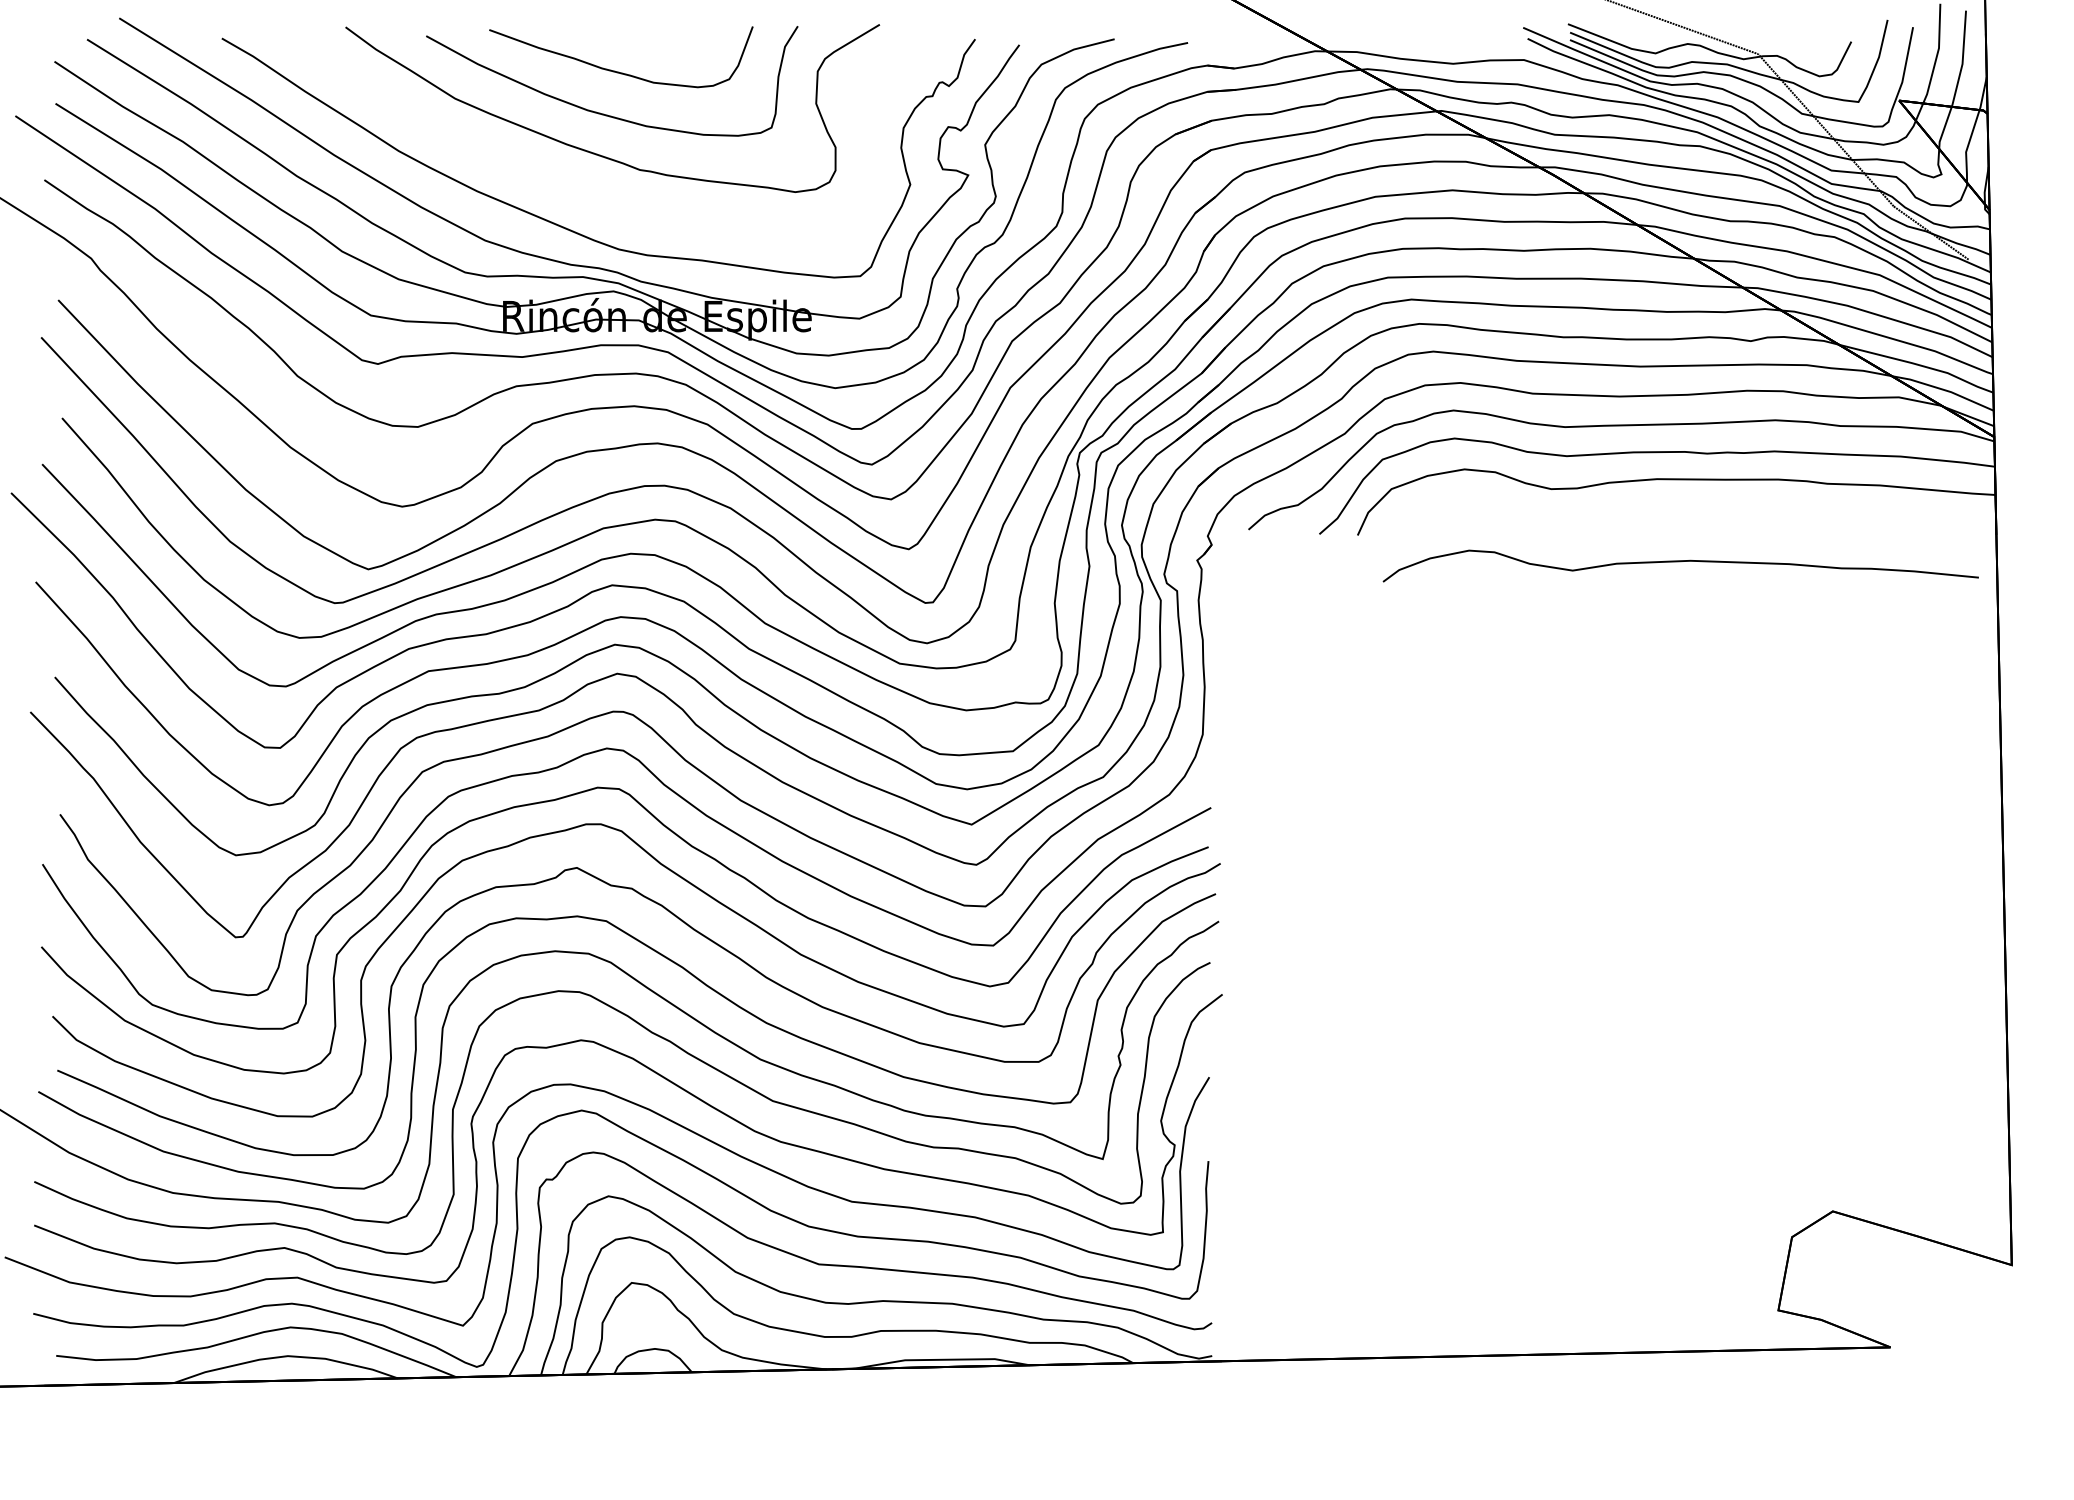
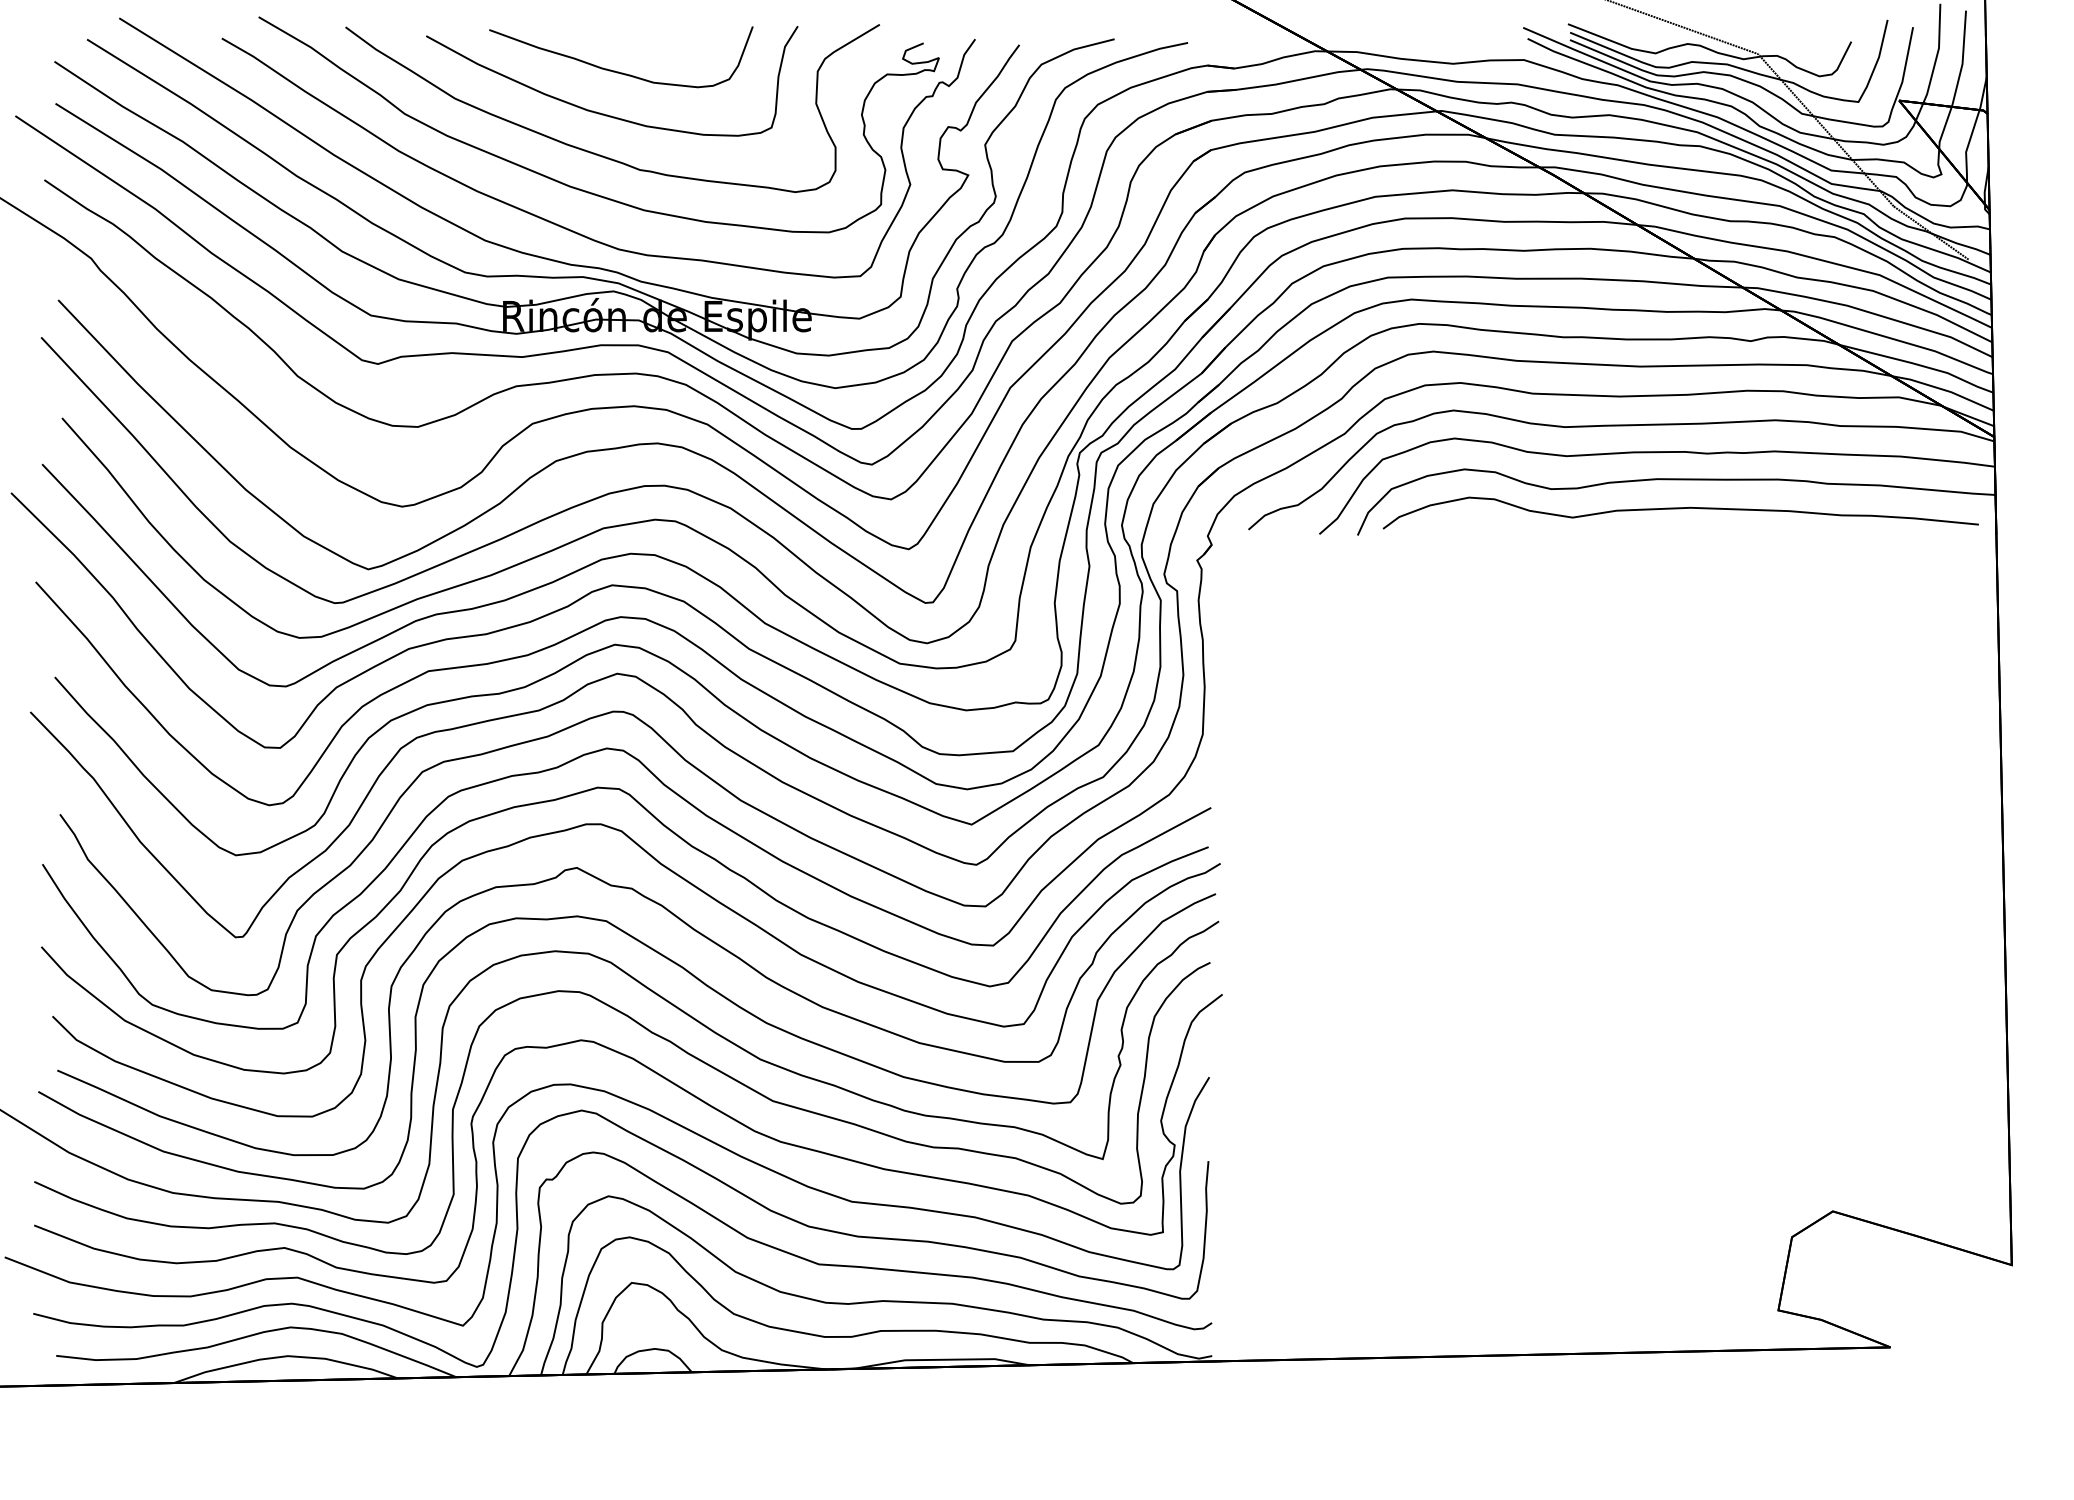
curve: none -> present (583, 189)
curve position: (1680, 562) -> (1680, 509) (1680, 509)
